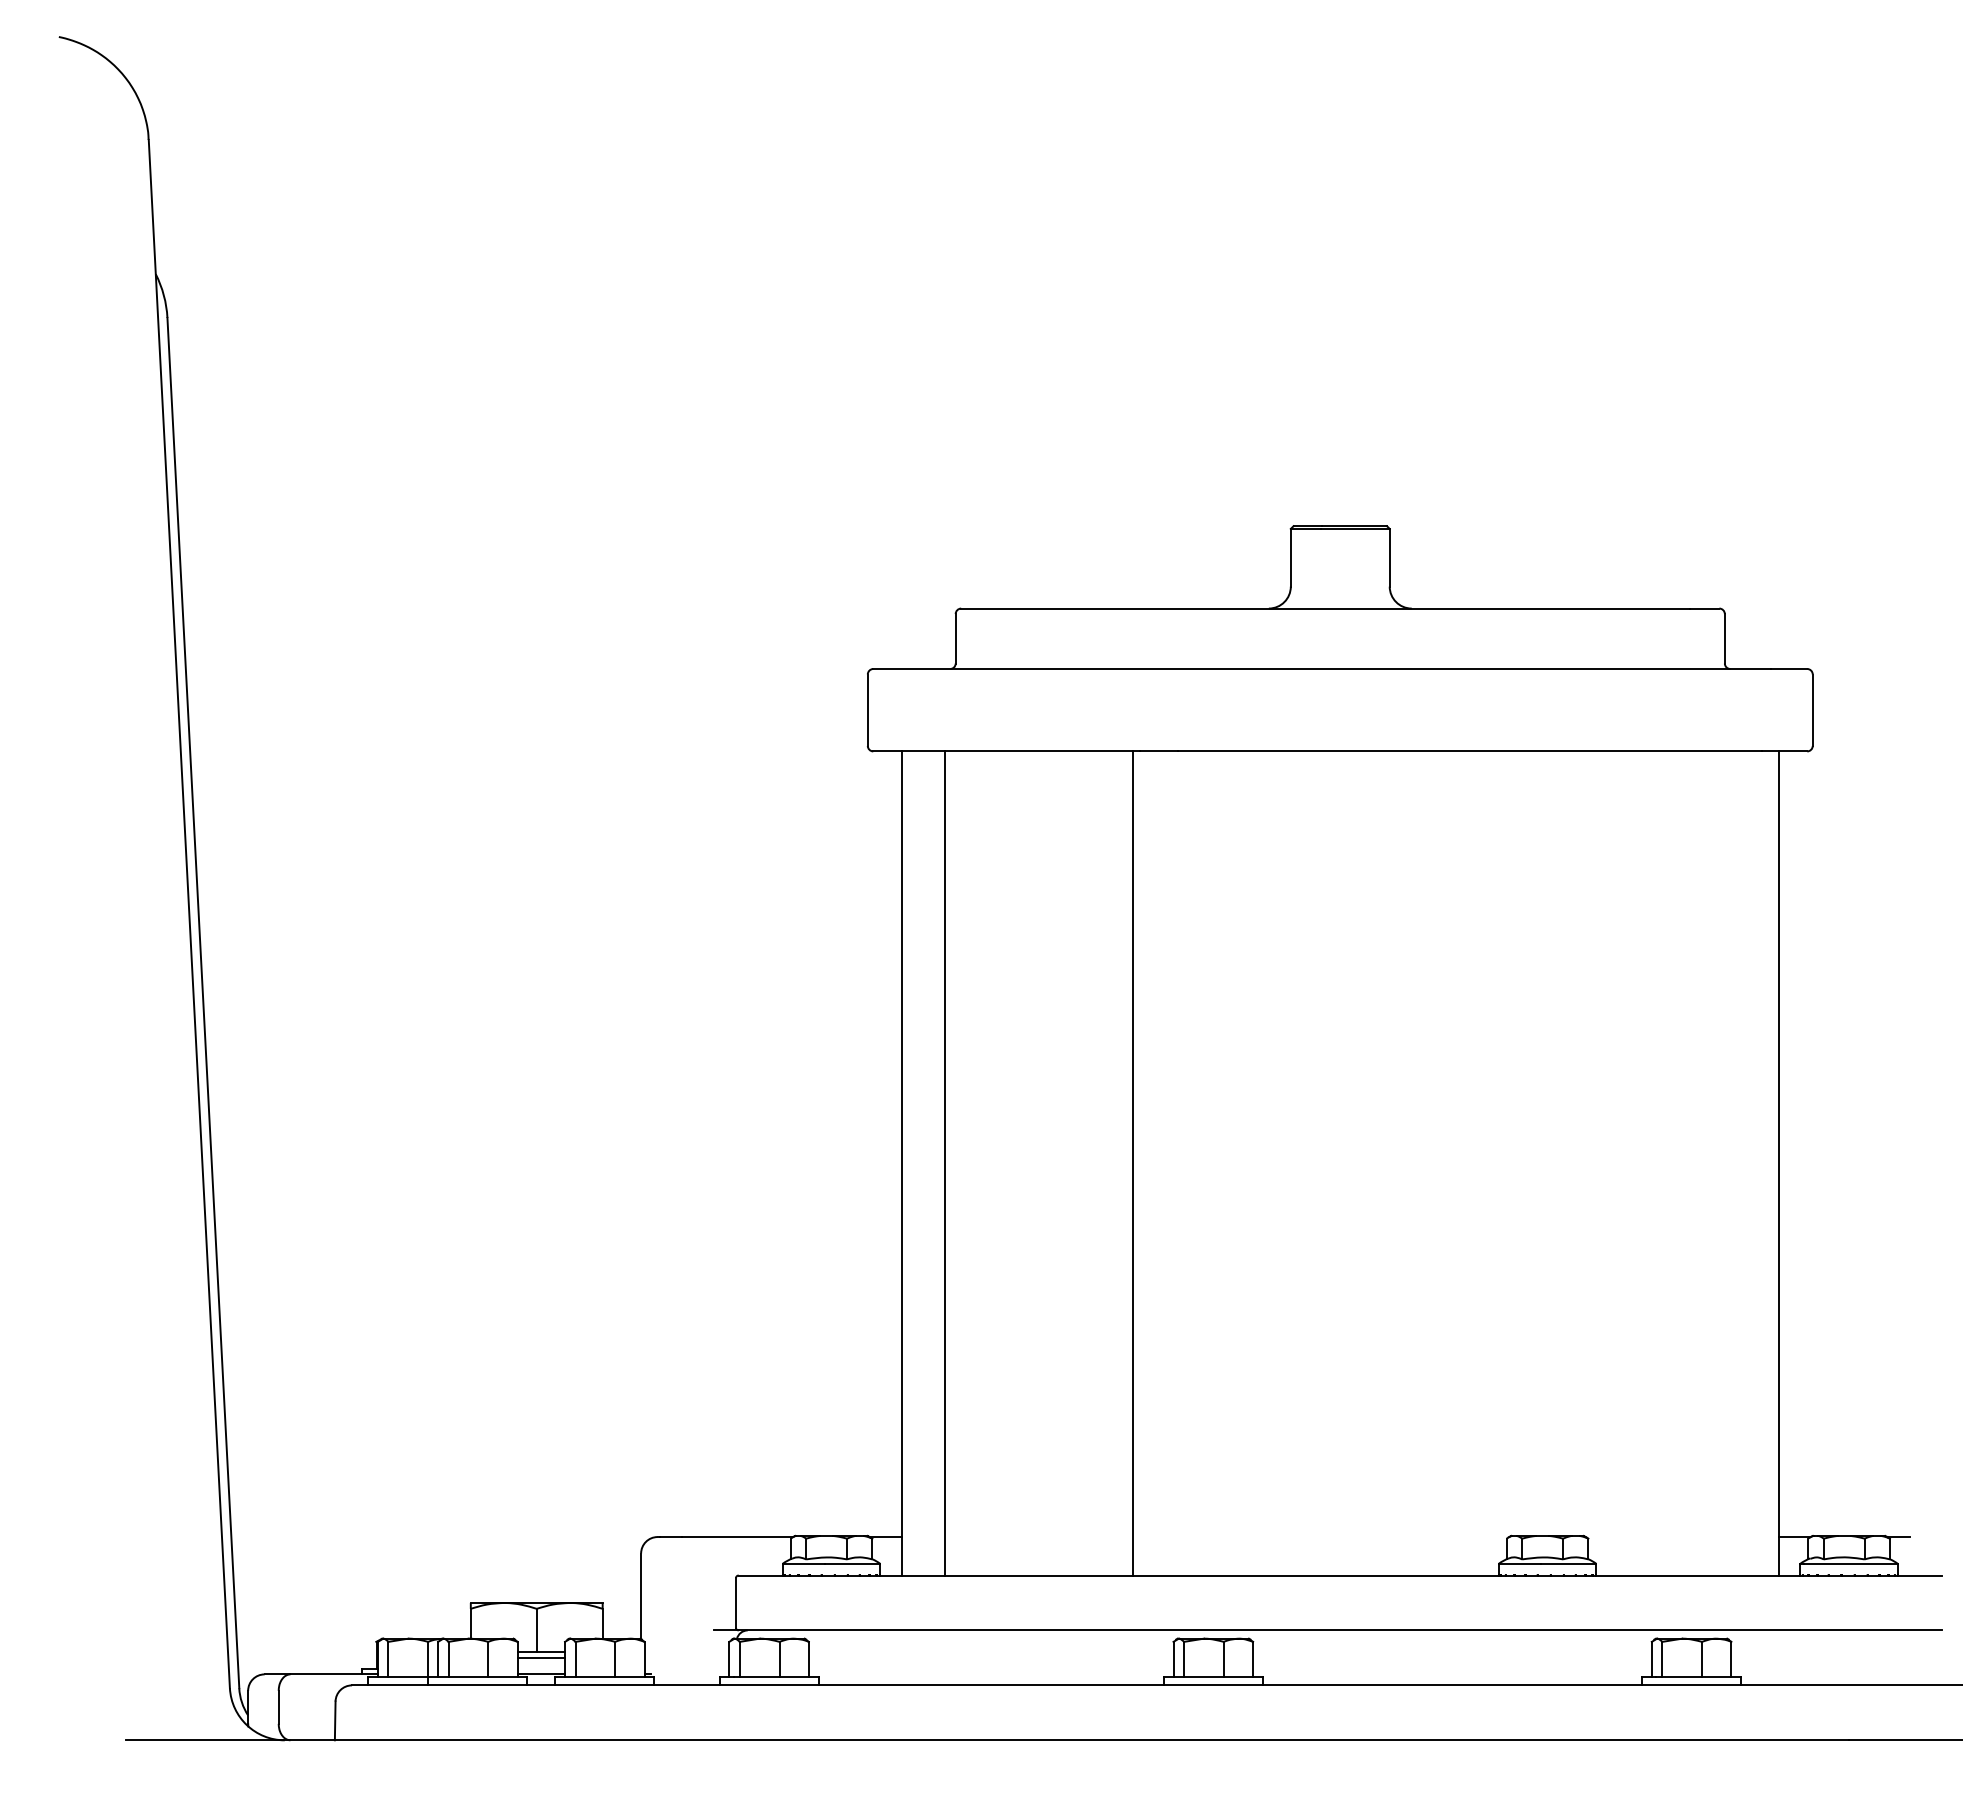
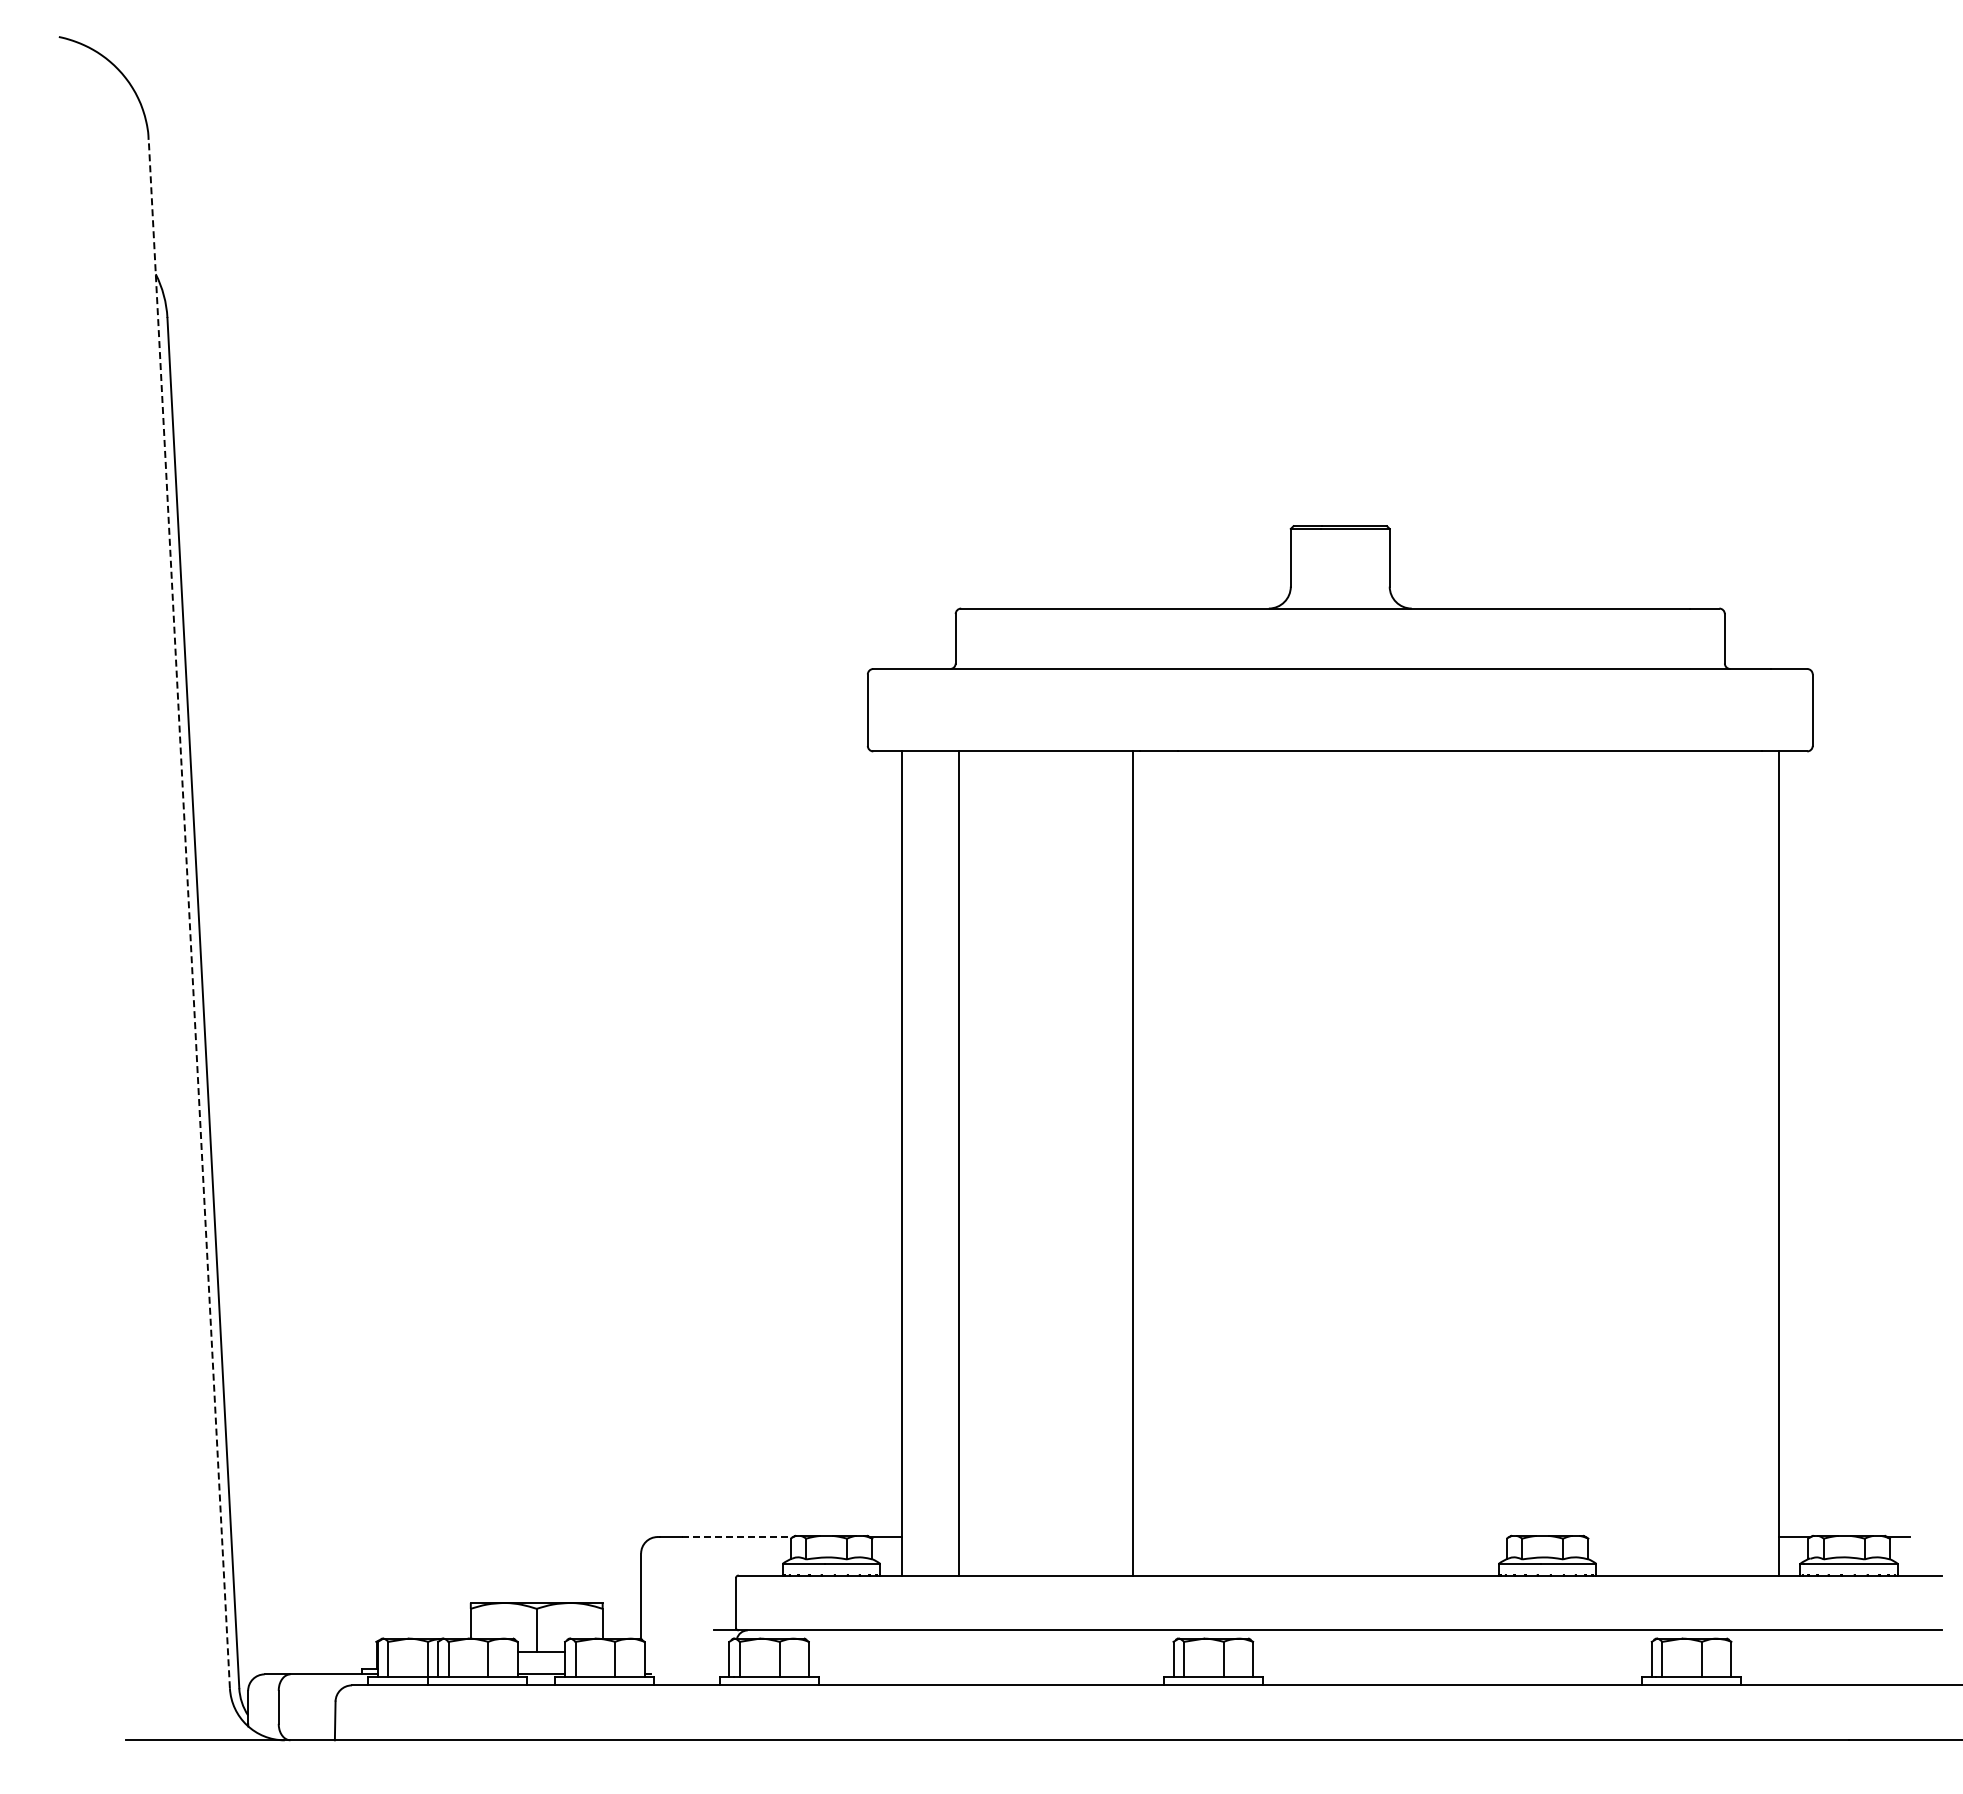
line: solid -> dashed (189, 913)
line position: (944, 1163) -> (958, 1163) (958, 1163)
line: solid -> dashed (737, 1537)
line: present -> none (541, 1657)
